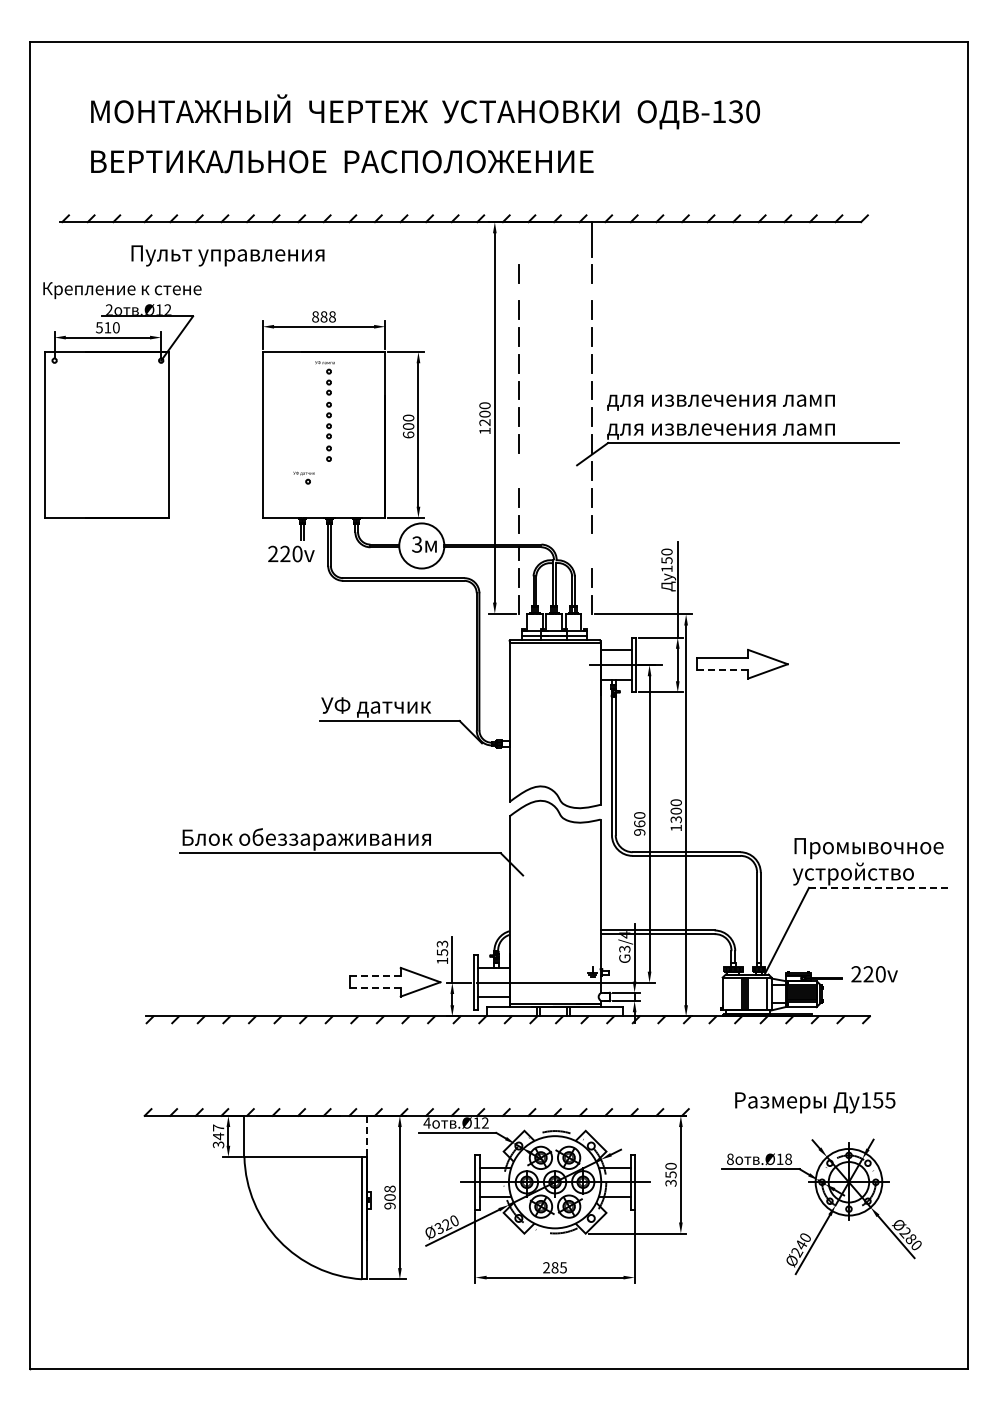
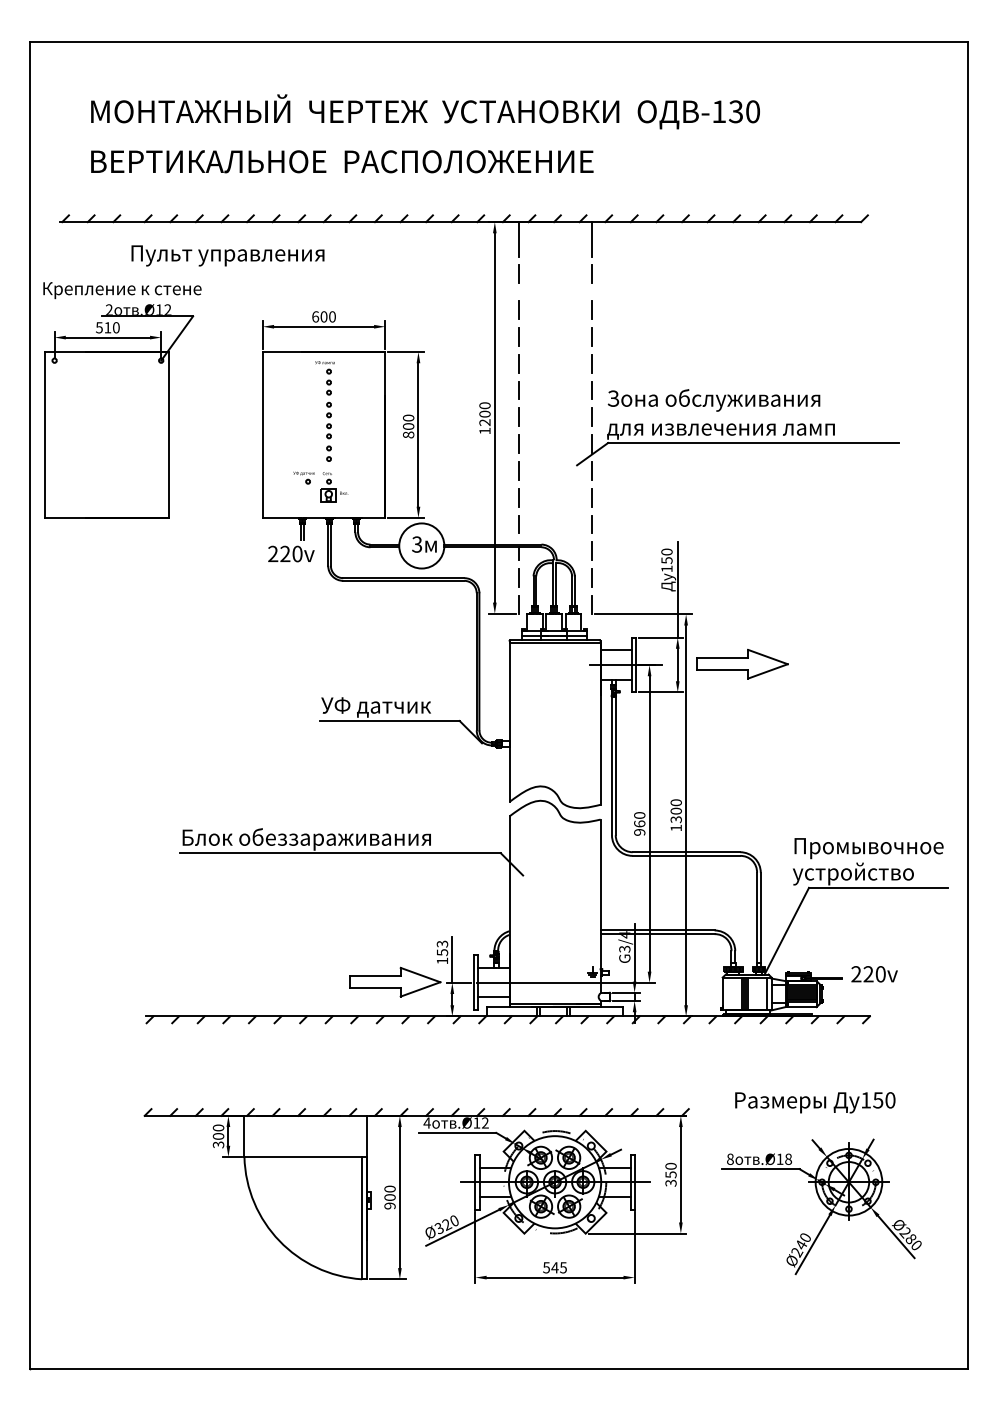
line: none -> present (518, 239)
text: 888 -> 600 (323, 316)
text: для извлечения ламп -> Зона обслуживания (720, 400)
text: 600 -> 800 (408, 434)
line: none -> present (518, 470)
part: none -> present (334, 487)
line: none -> present (591, 550)
line: dashed -> solid (722, 670)
line: dashed -> solid (878, 887)
line: dashed -> solid (375, 976)
line: dashed -> solid (375, 988)
text: 155 -> 150 (890, 1100)
text: 347 -> 300 (218, 1132)
line: dashed -> solid (366, 1135)
text: 908 -> 900 (389, 1188)
text: 285 -> 545 (550, 1267)
